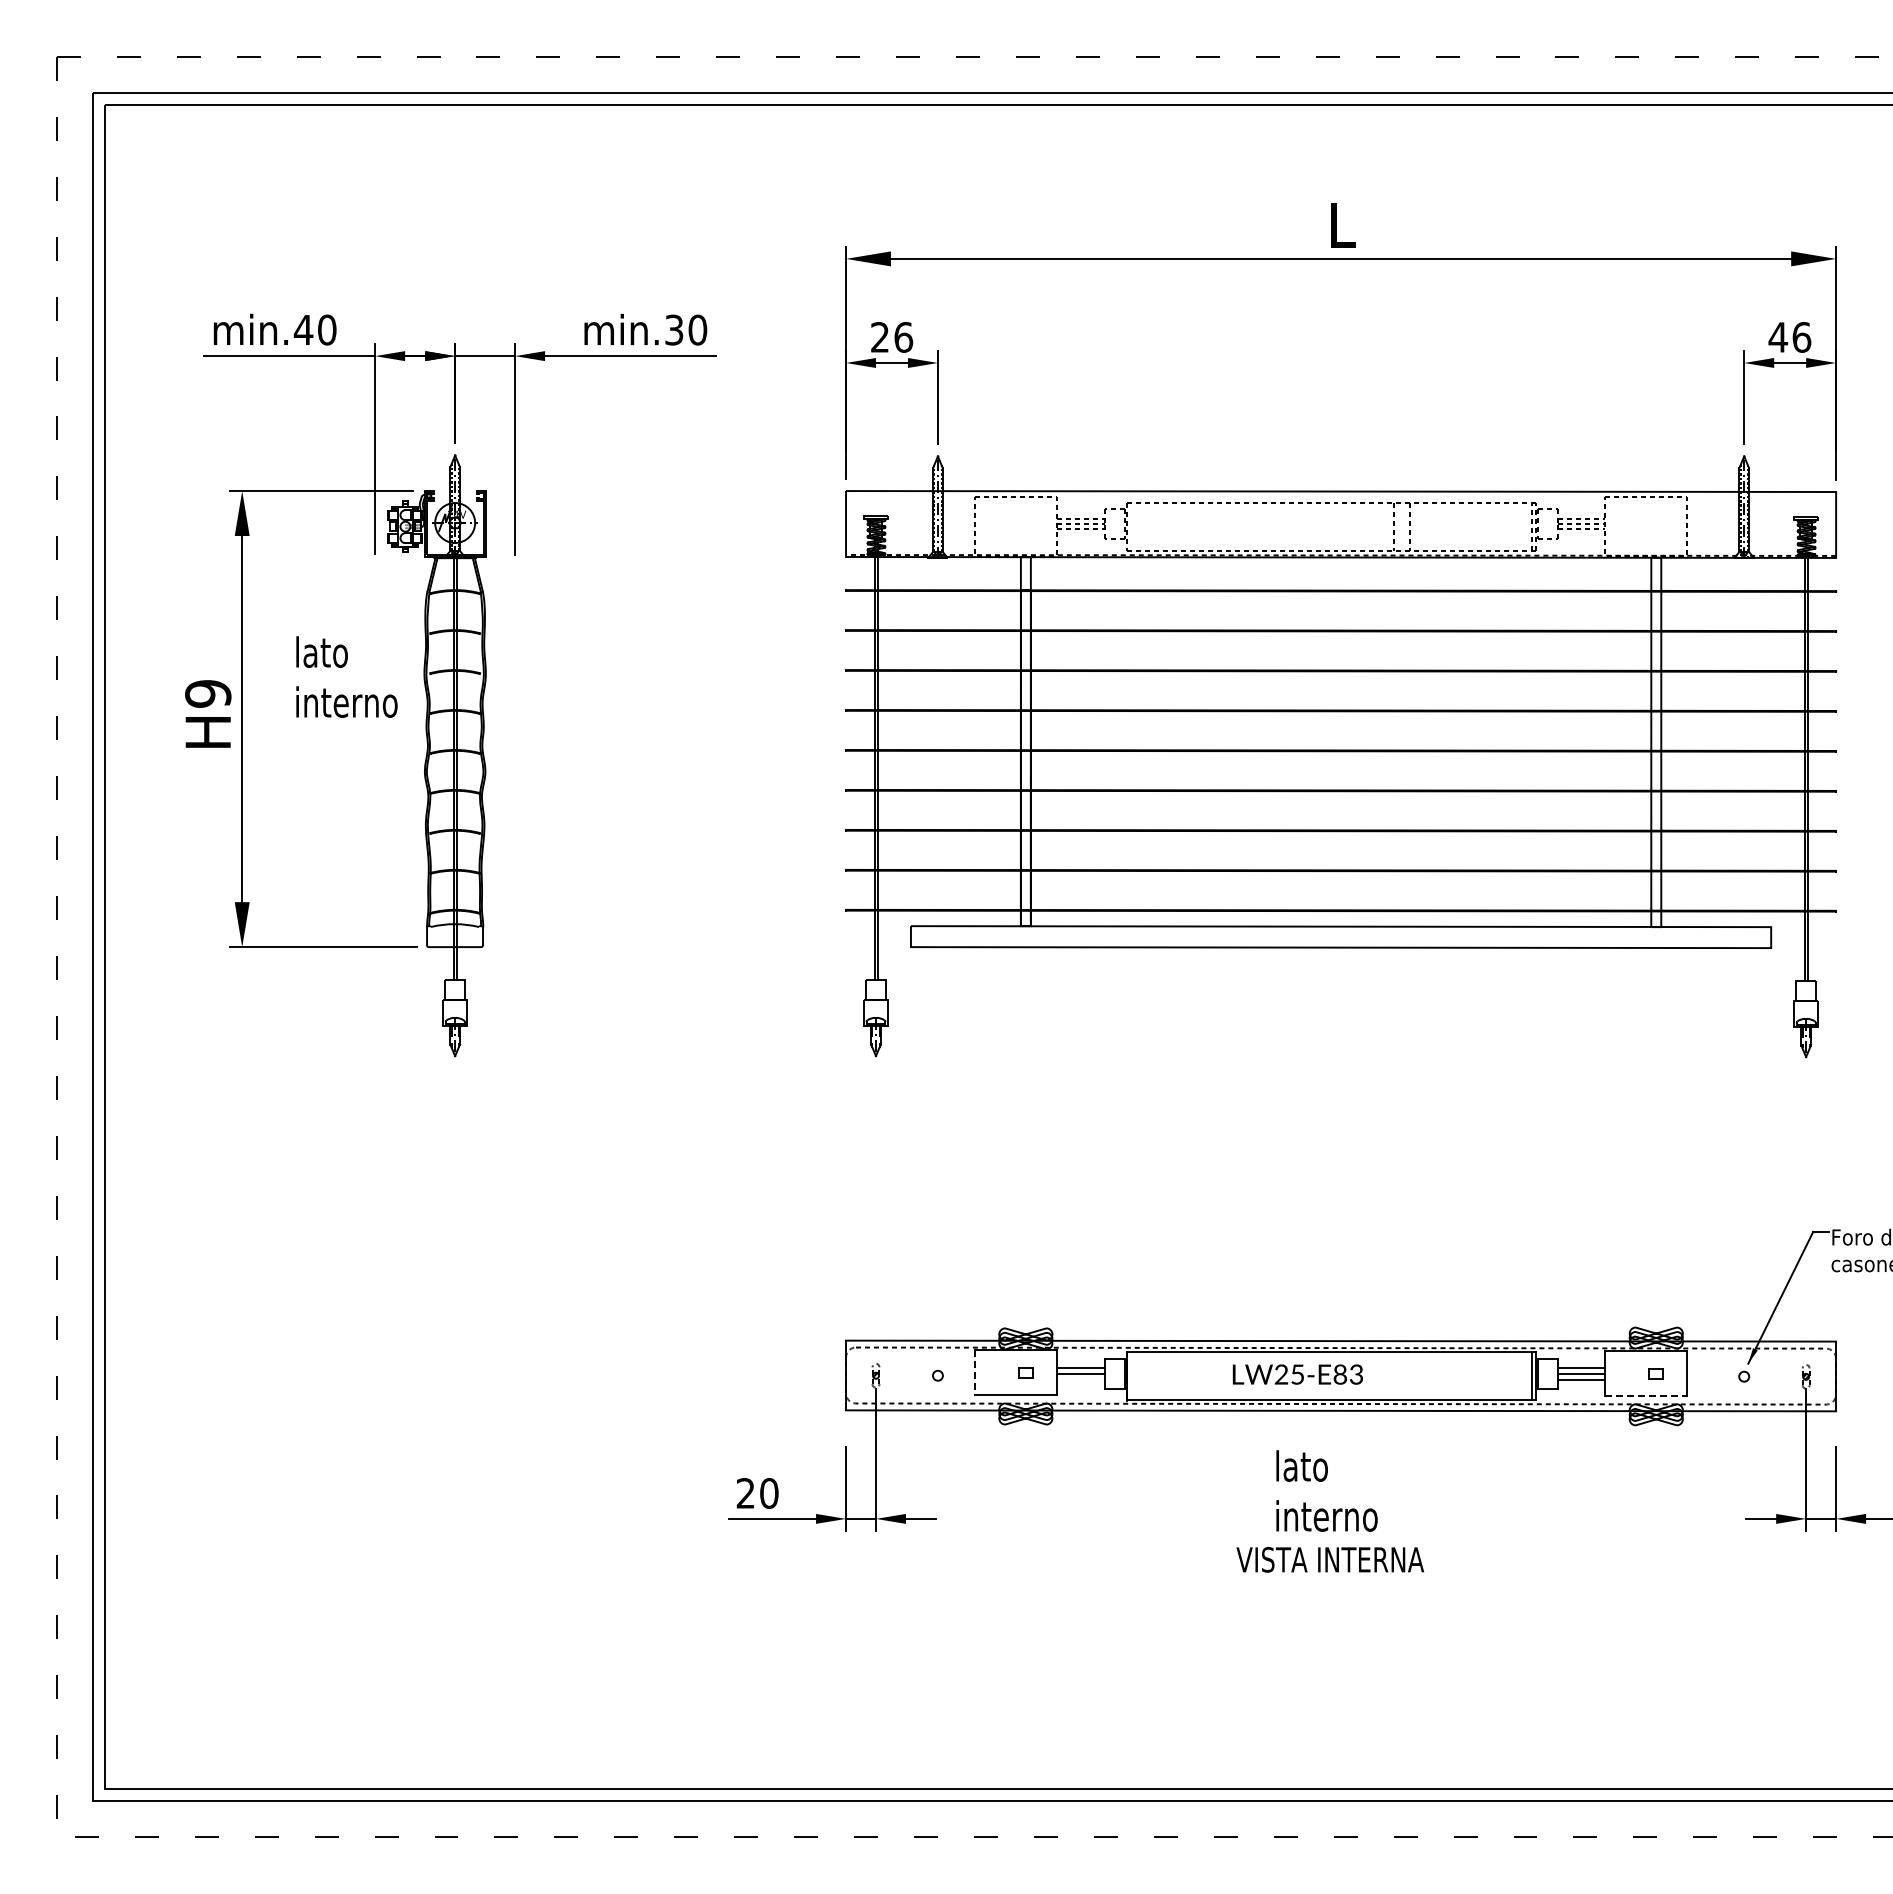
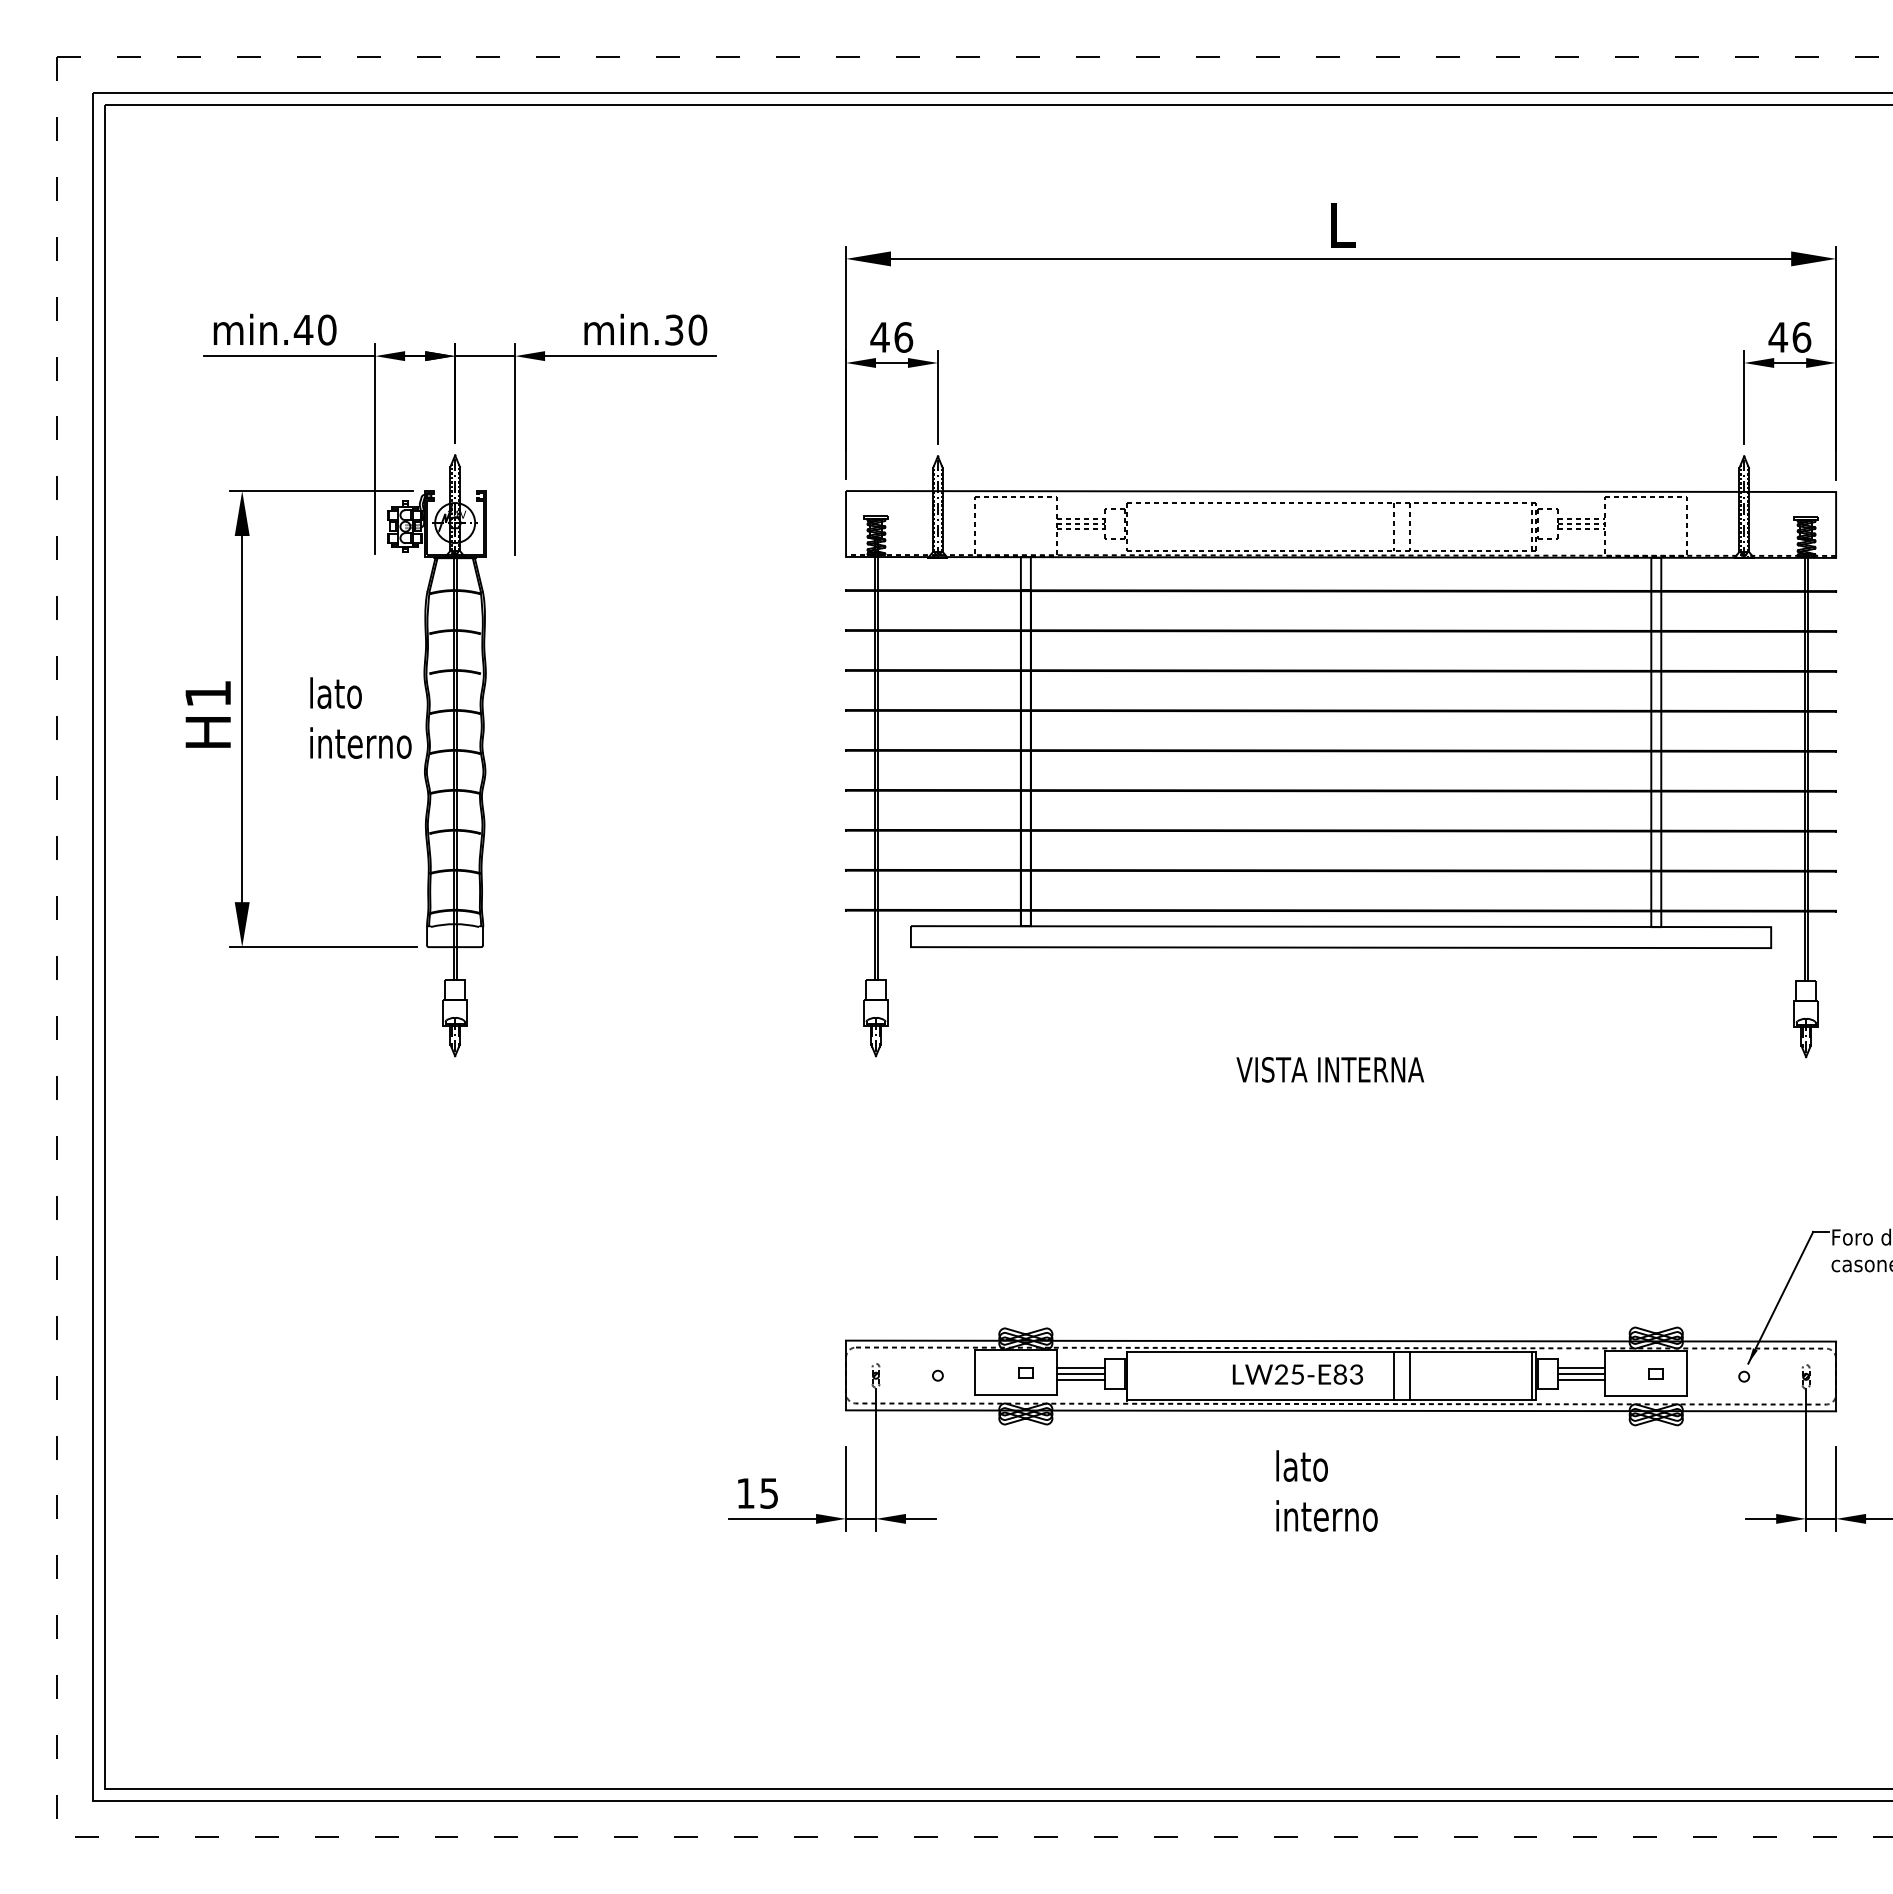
text: 26 -> 46 (879, 337)
text position: (346, 676) -> (360, 717) (360, 717)
text: H9 -> H1 (208, 693)
line: dashed -> solid (974, 1373)
line: none -> present (1394, 1376)
line: none -> present (1410, 1376)
line: none -> present (1080, 1379)
line: dashed -> solid (1646, 1396)
text: 20 -> 15 (757, 1493)
text position: (1329, 1559) -> (1329, 1069) (1329, 1069)
